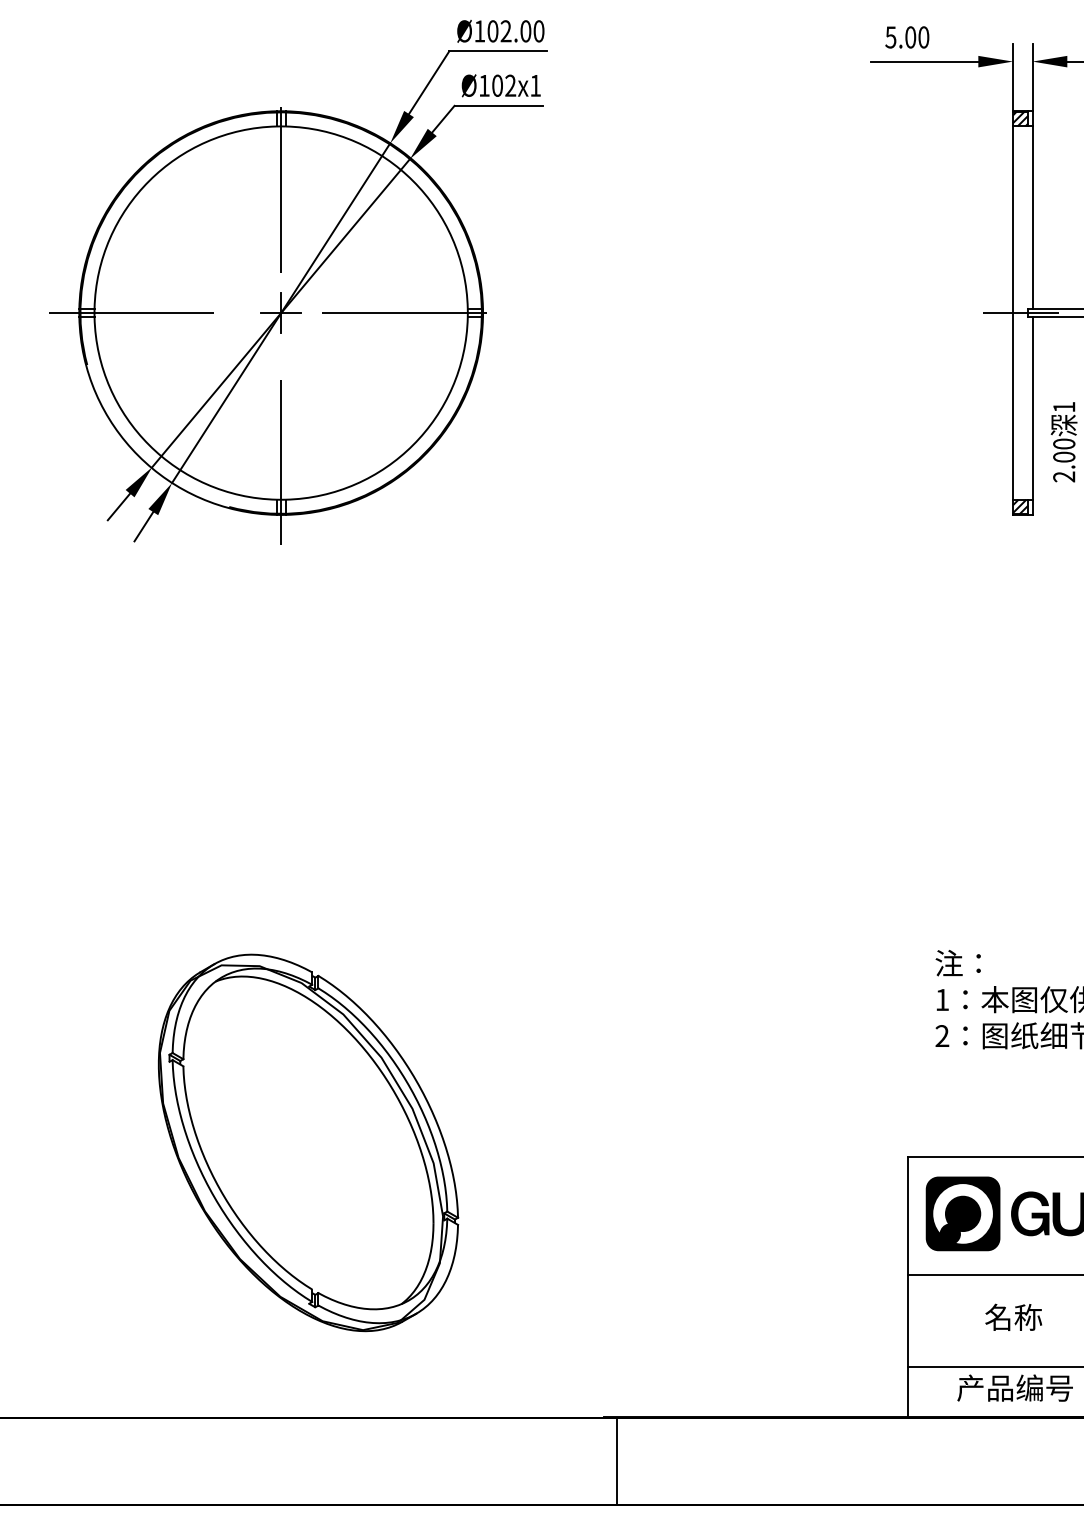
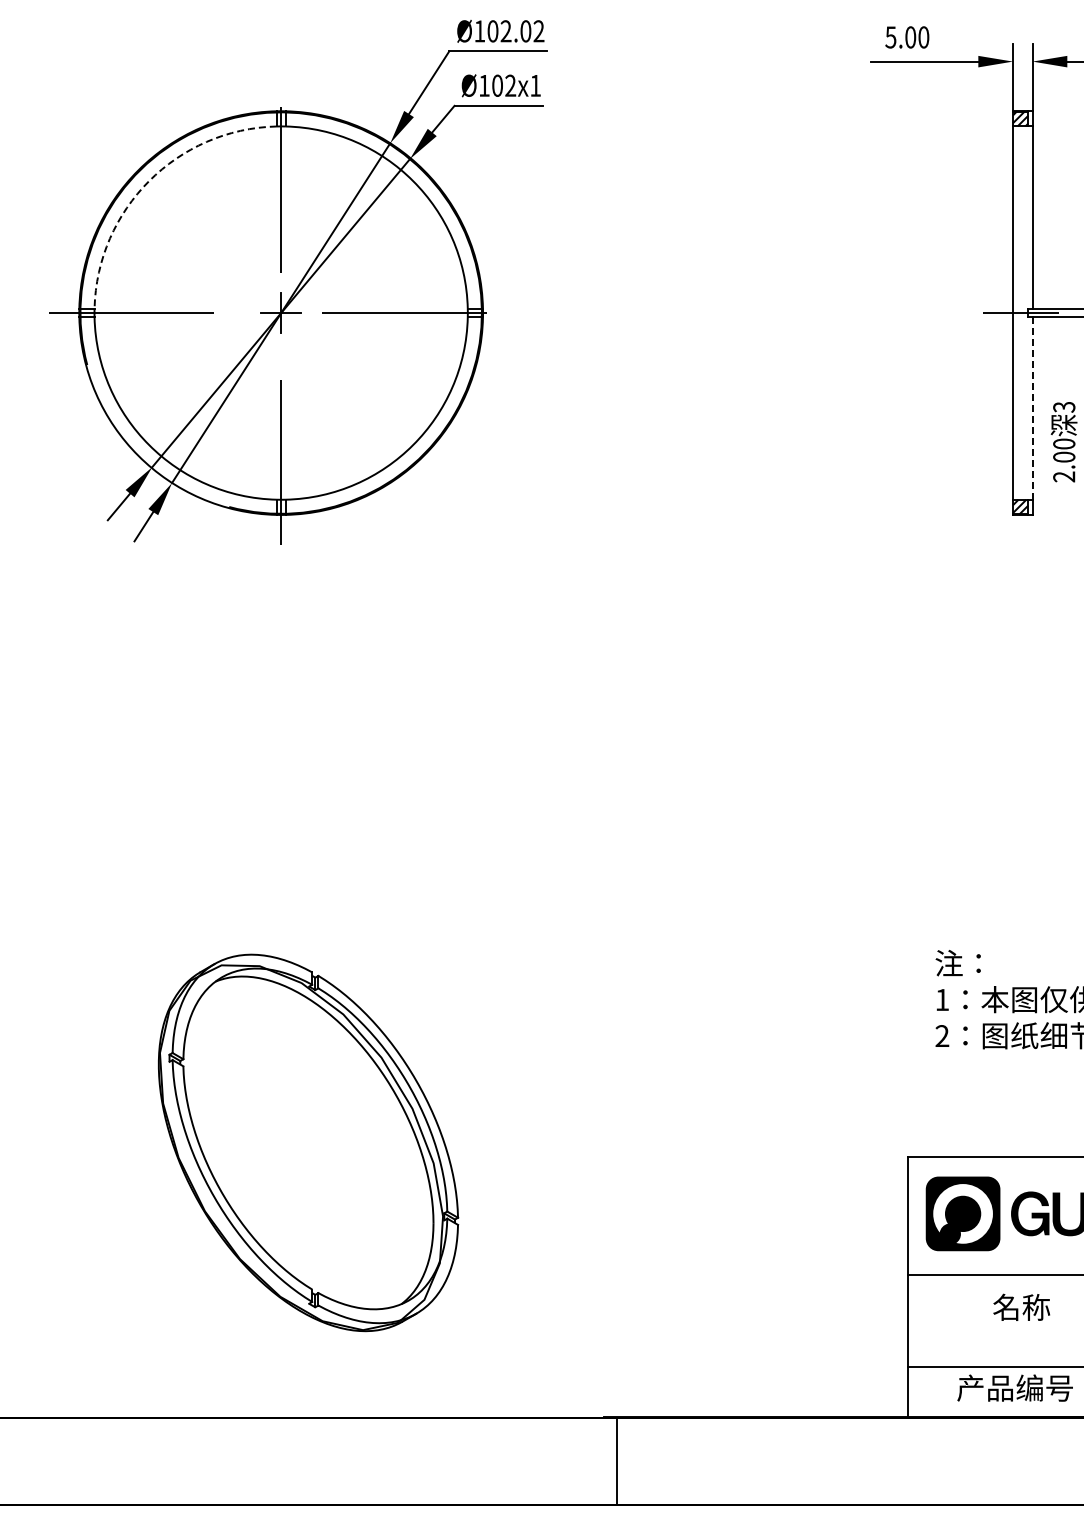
text: Ø102.00 -> Ø102.02 (538, 31)
arc: solid -> dashed (149, 181)
text: 1 -> 3 (1064, 407)
line: solid -> dashed (1032, 408)
text position: (1013, 1316) -> (1021, 1306) (1021, 1306)
